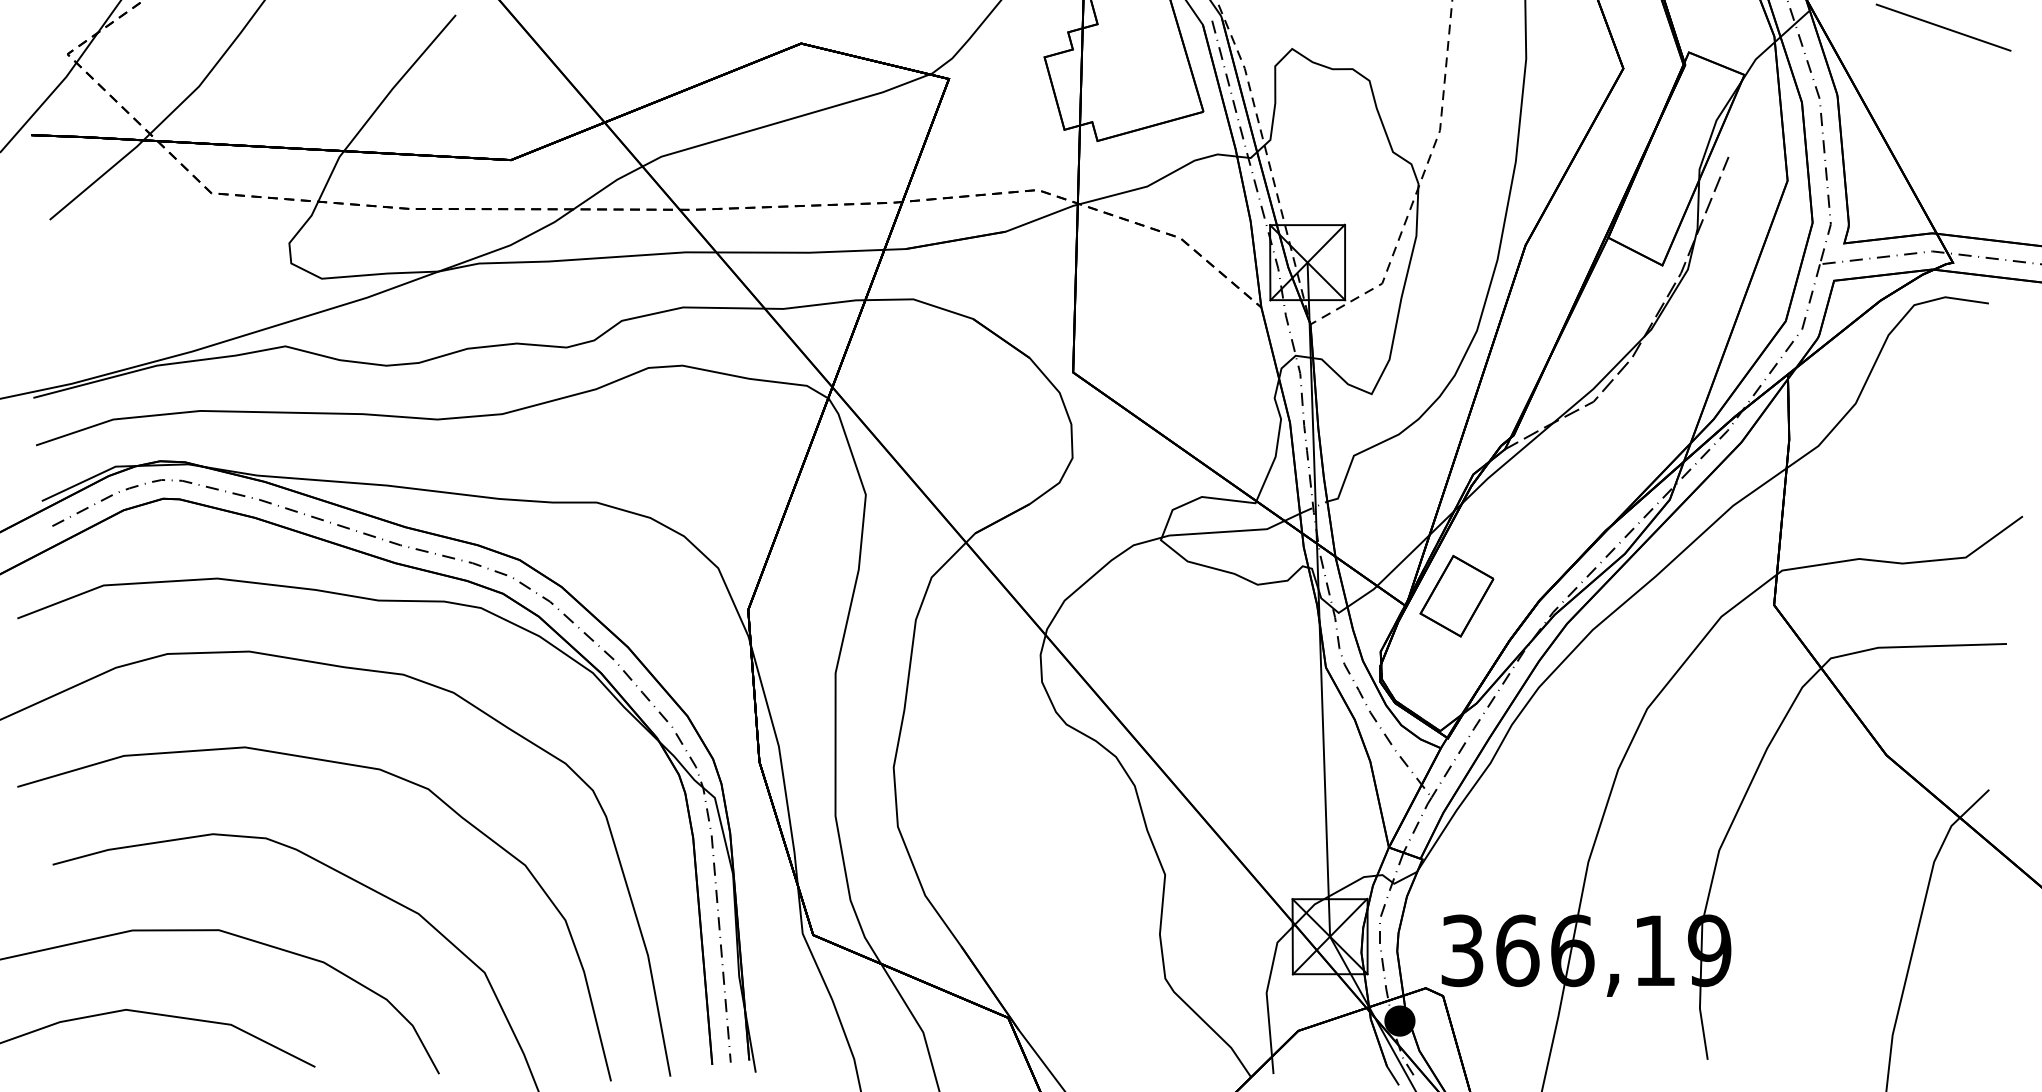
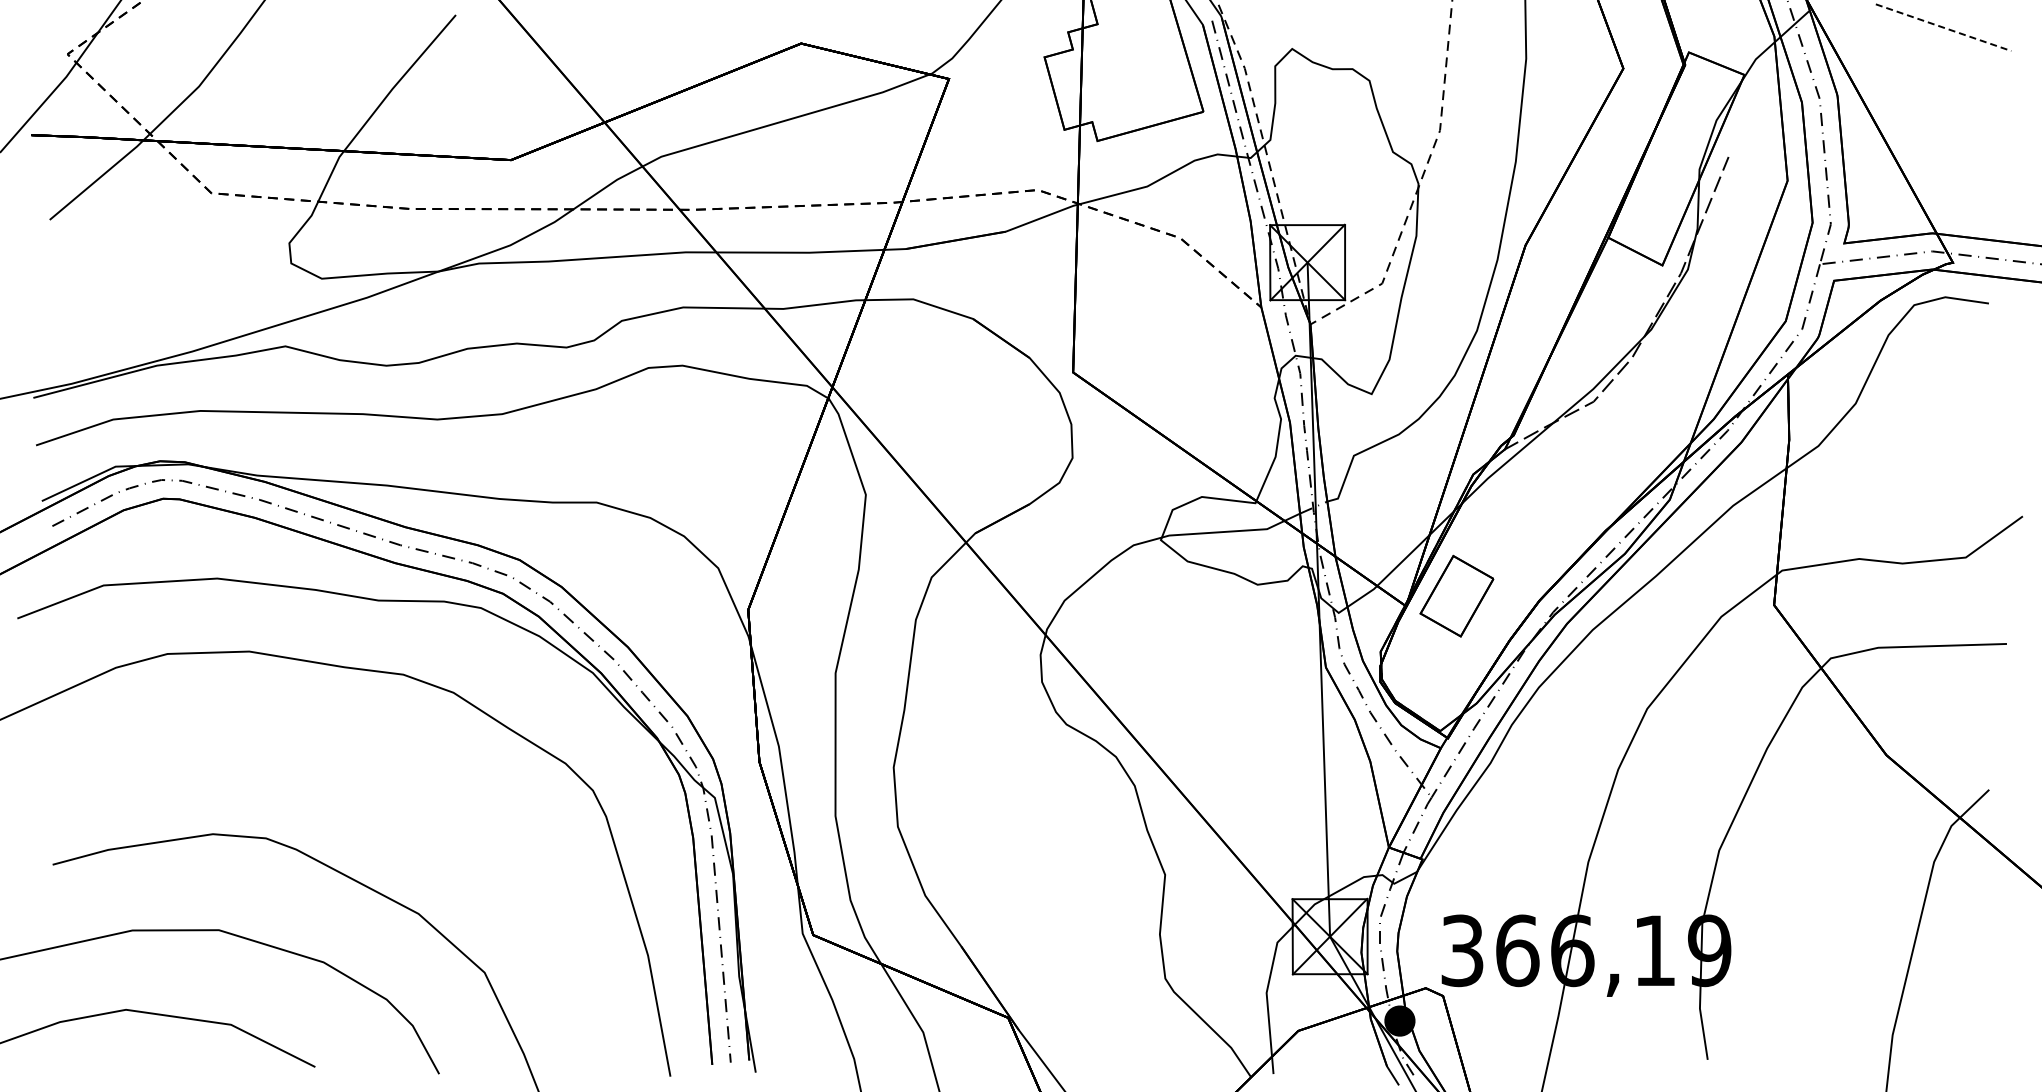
line: solid -> dashed (1943, 27)
curve: present -> none (341, 764)
